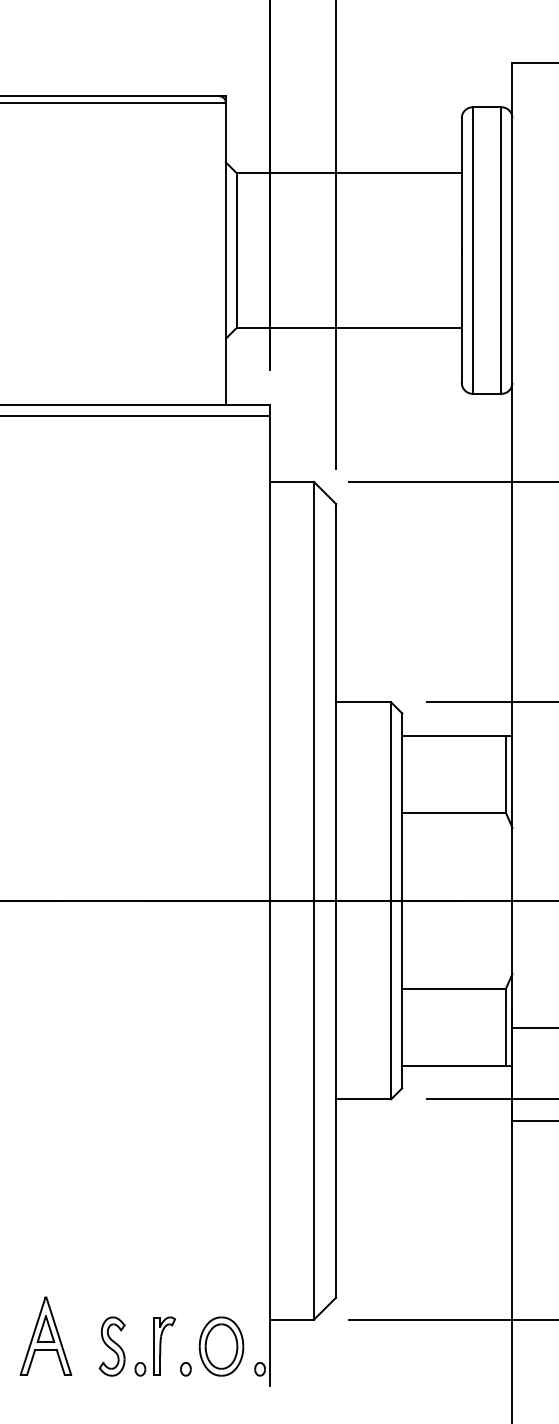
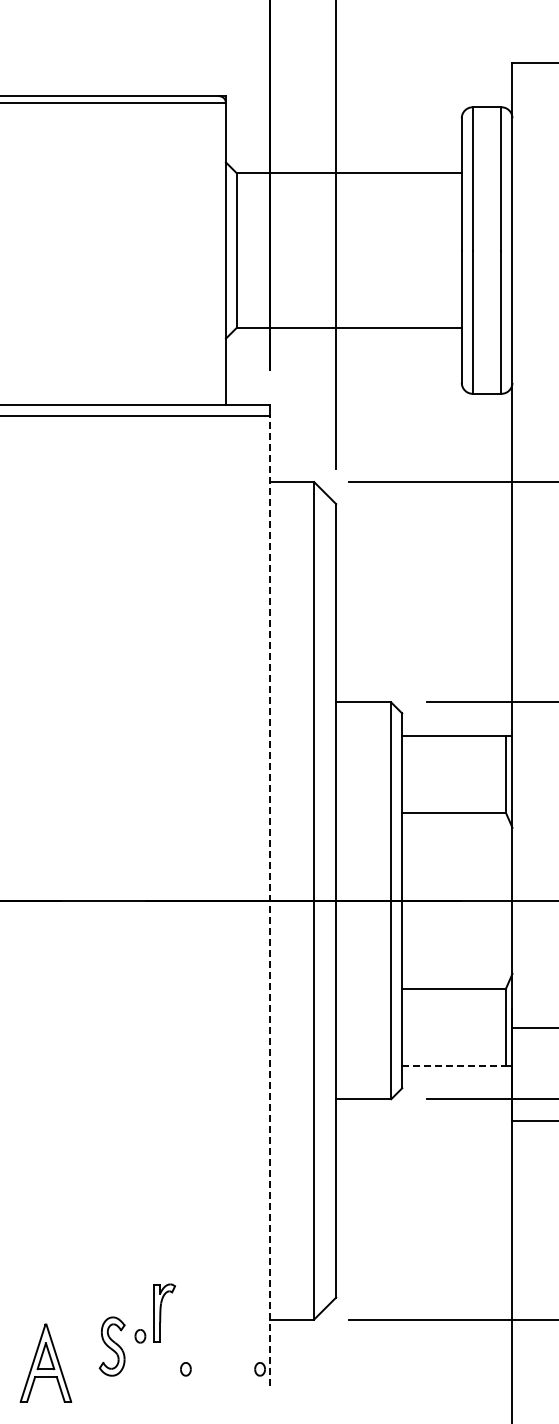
line: solid -> dashed (270, 900)
line: solid -> dashed (454, 1066)
part position: (45, 1335) -> (45, 1362) (45, 1362)
part position: (154, 1346) -> (154, 1313) (154, 1313)
part: present -> none (221, 1346)
